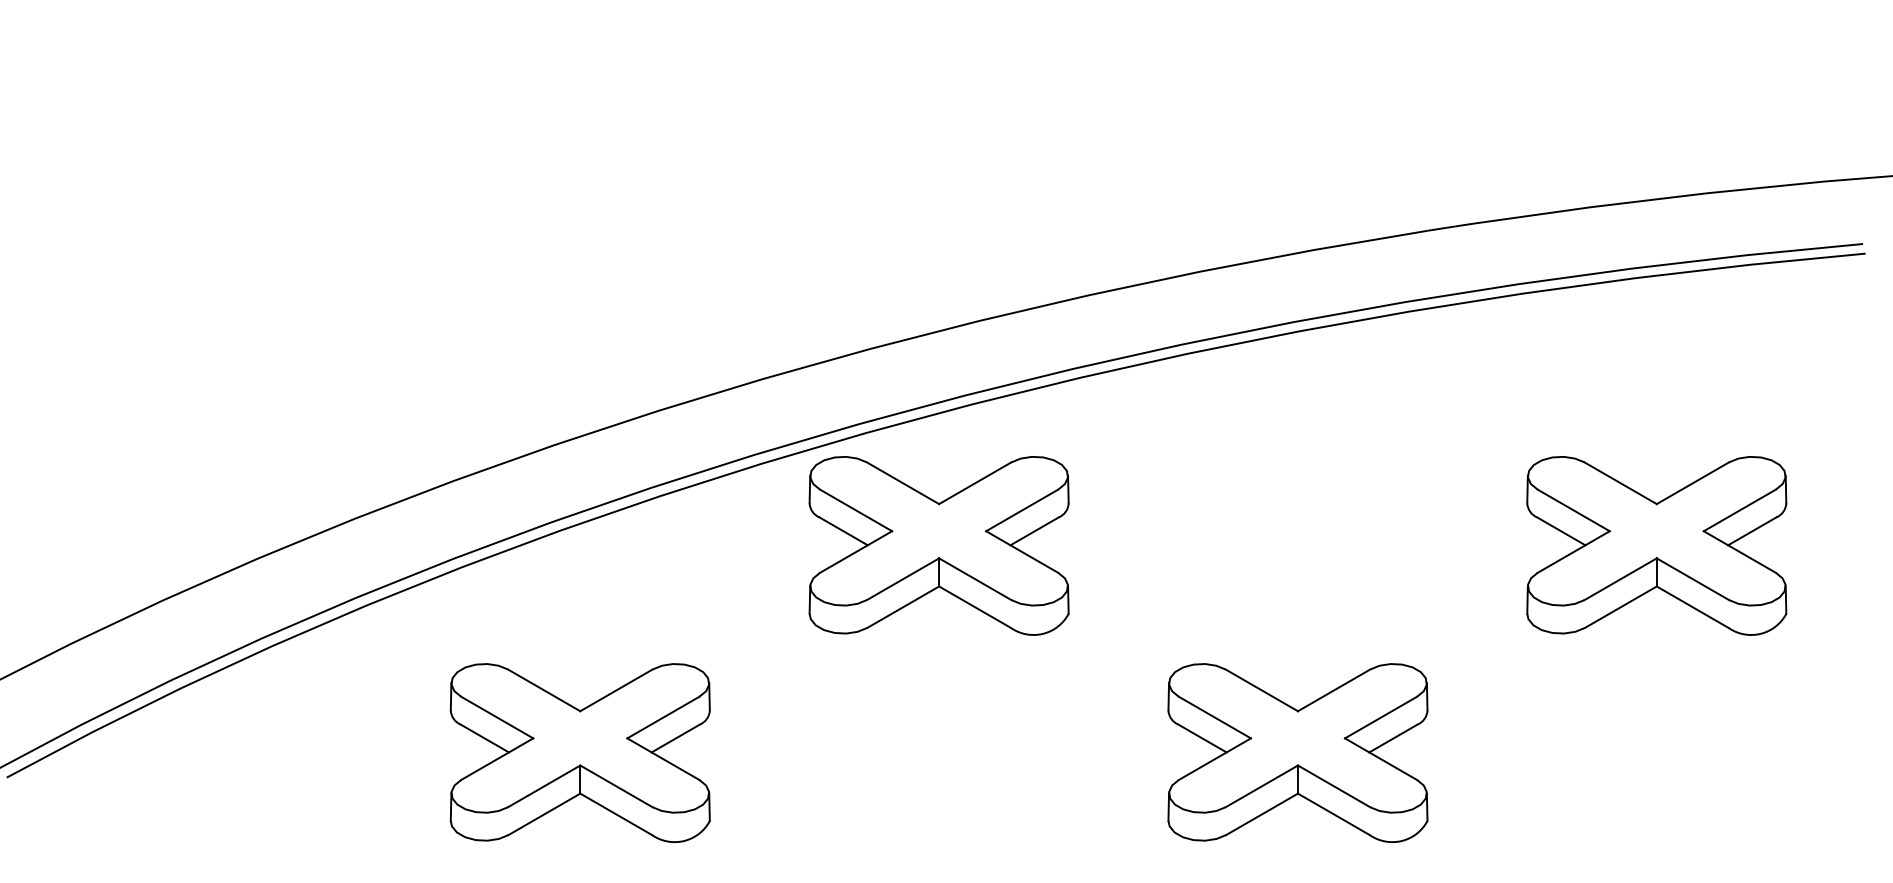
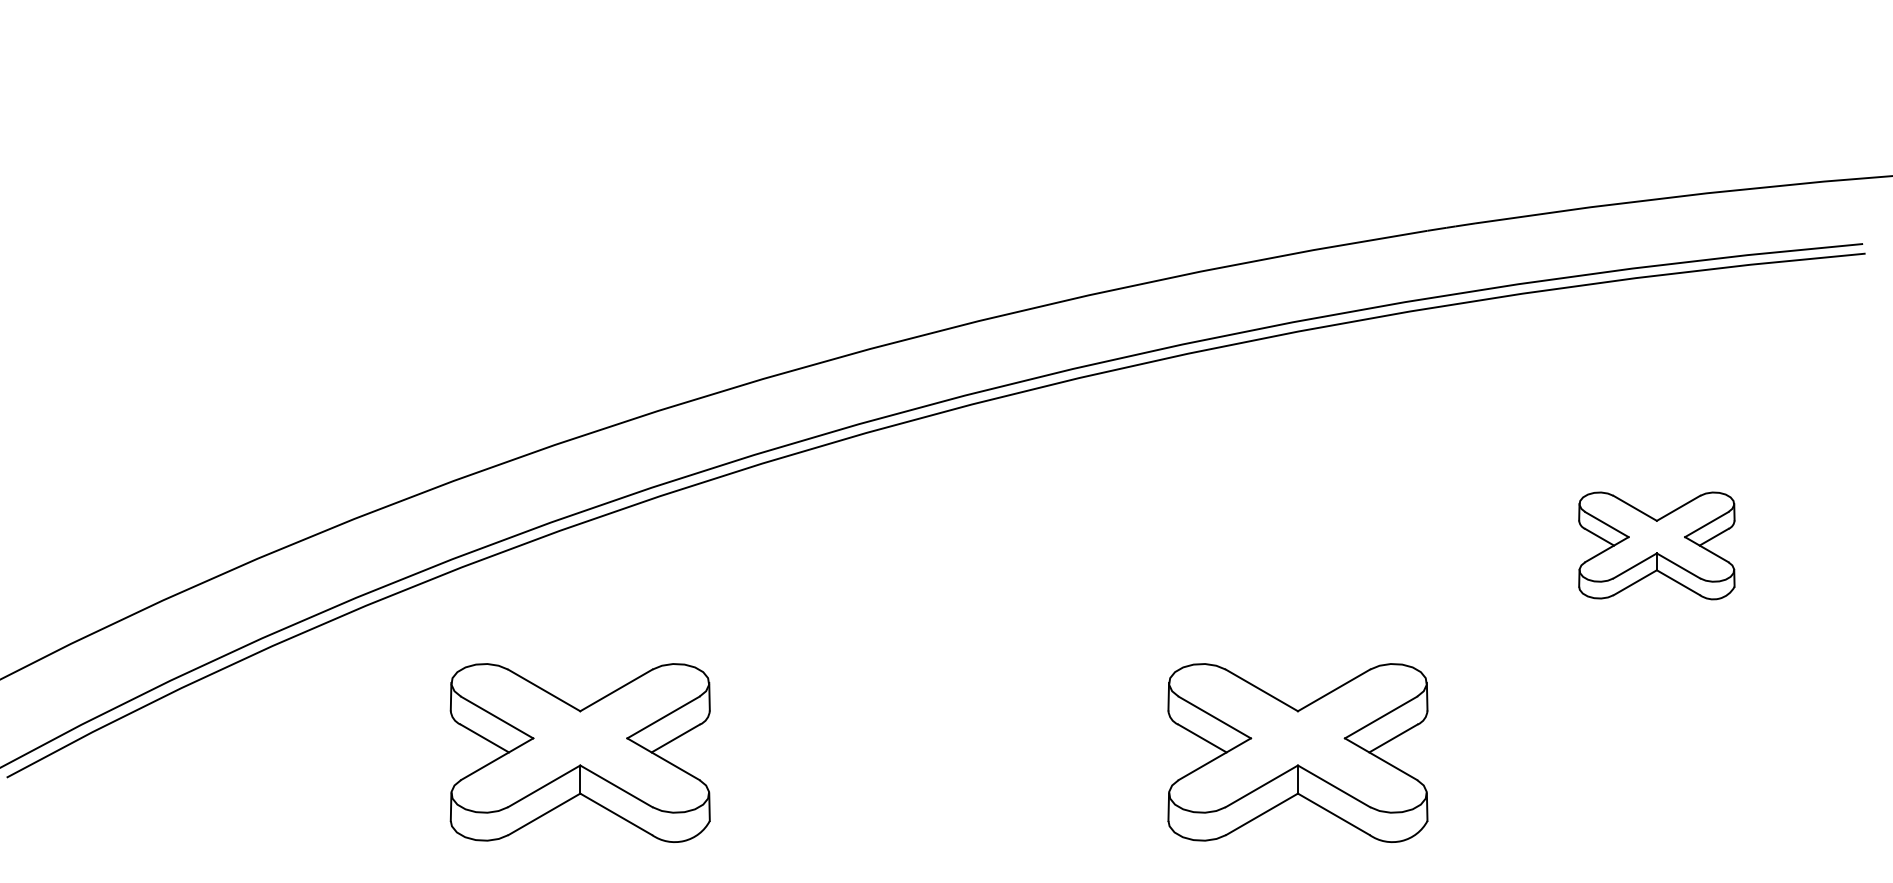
part: present -> none (938, 545)
part size: 262x180 px -> 158x110 px (1656, 545)
